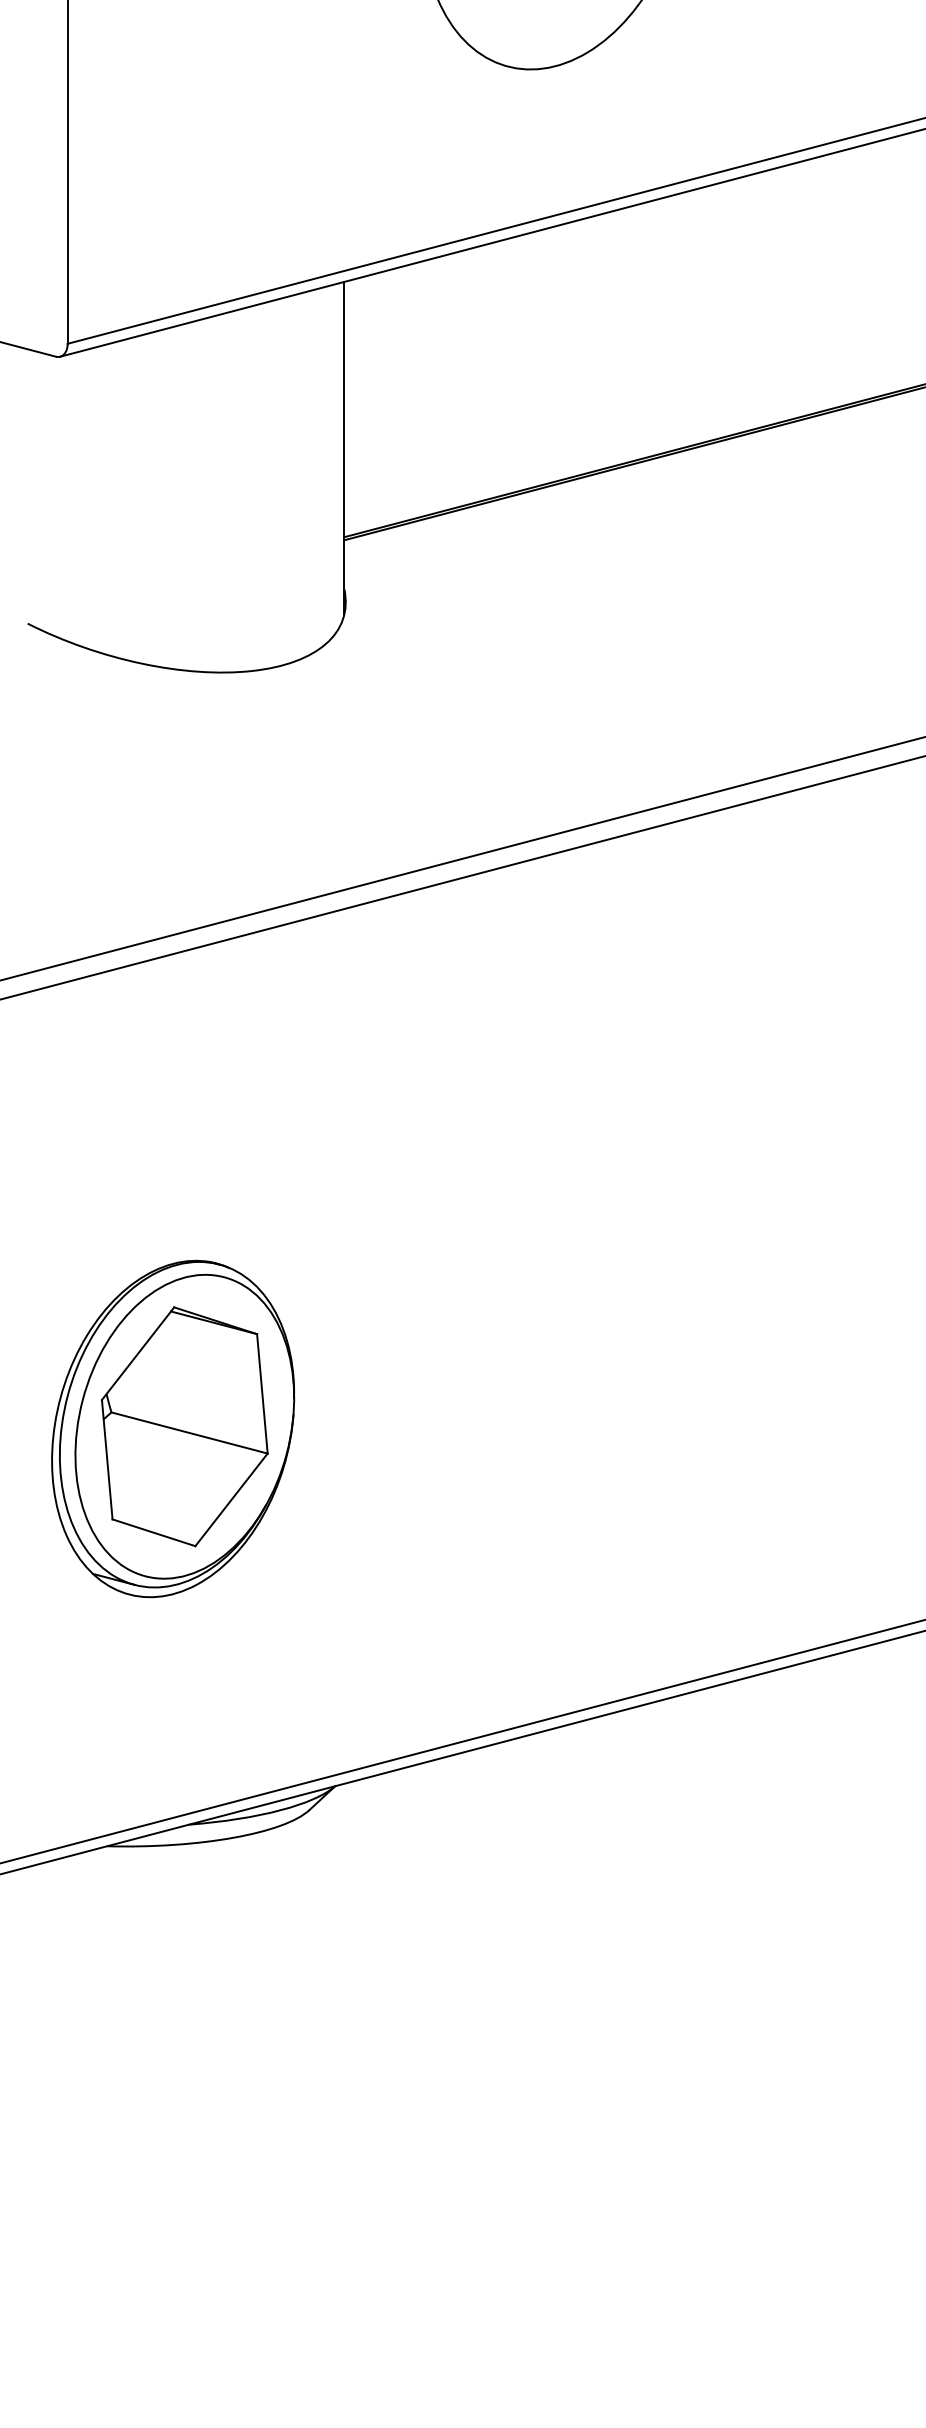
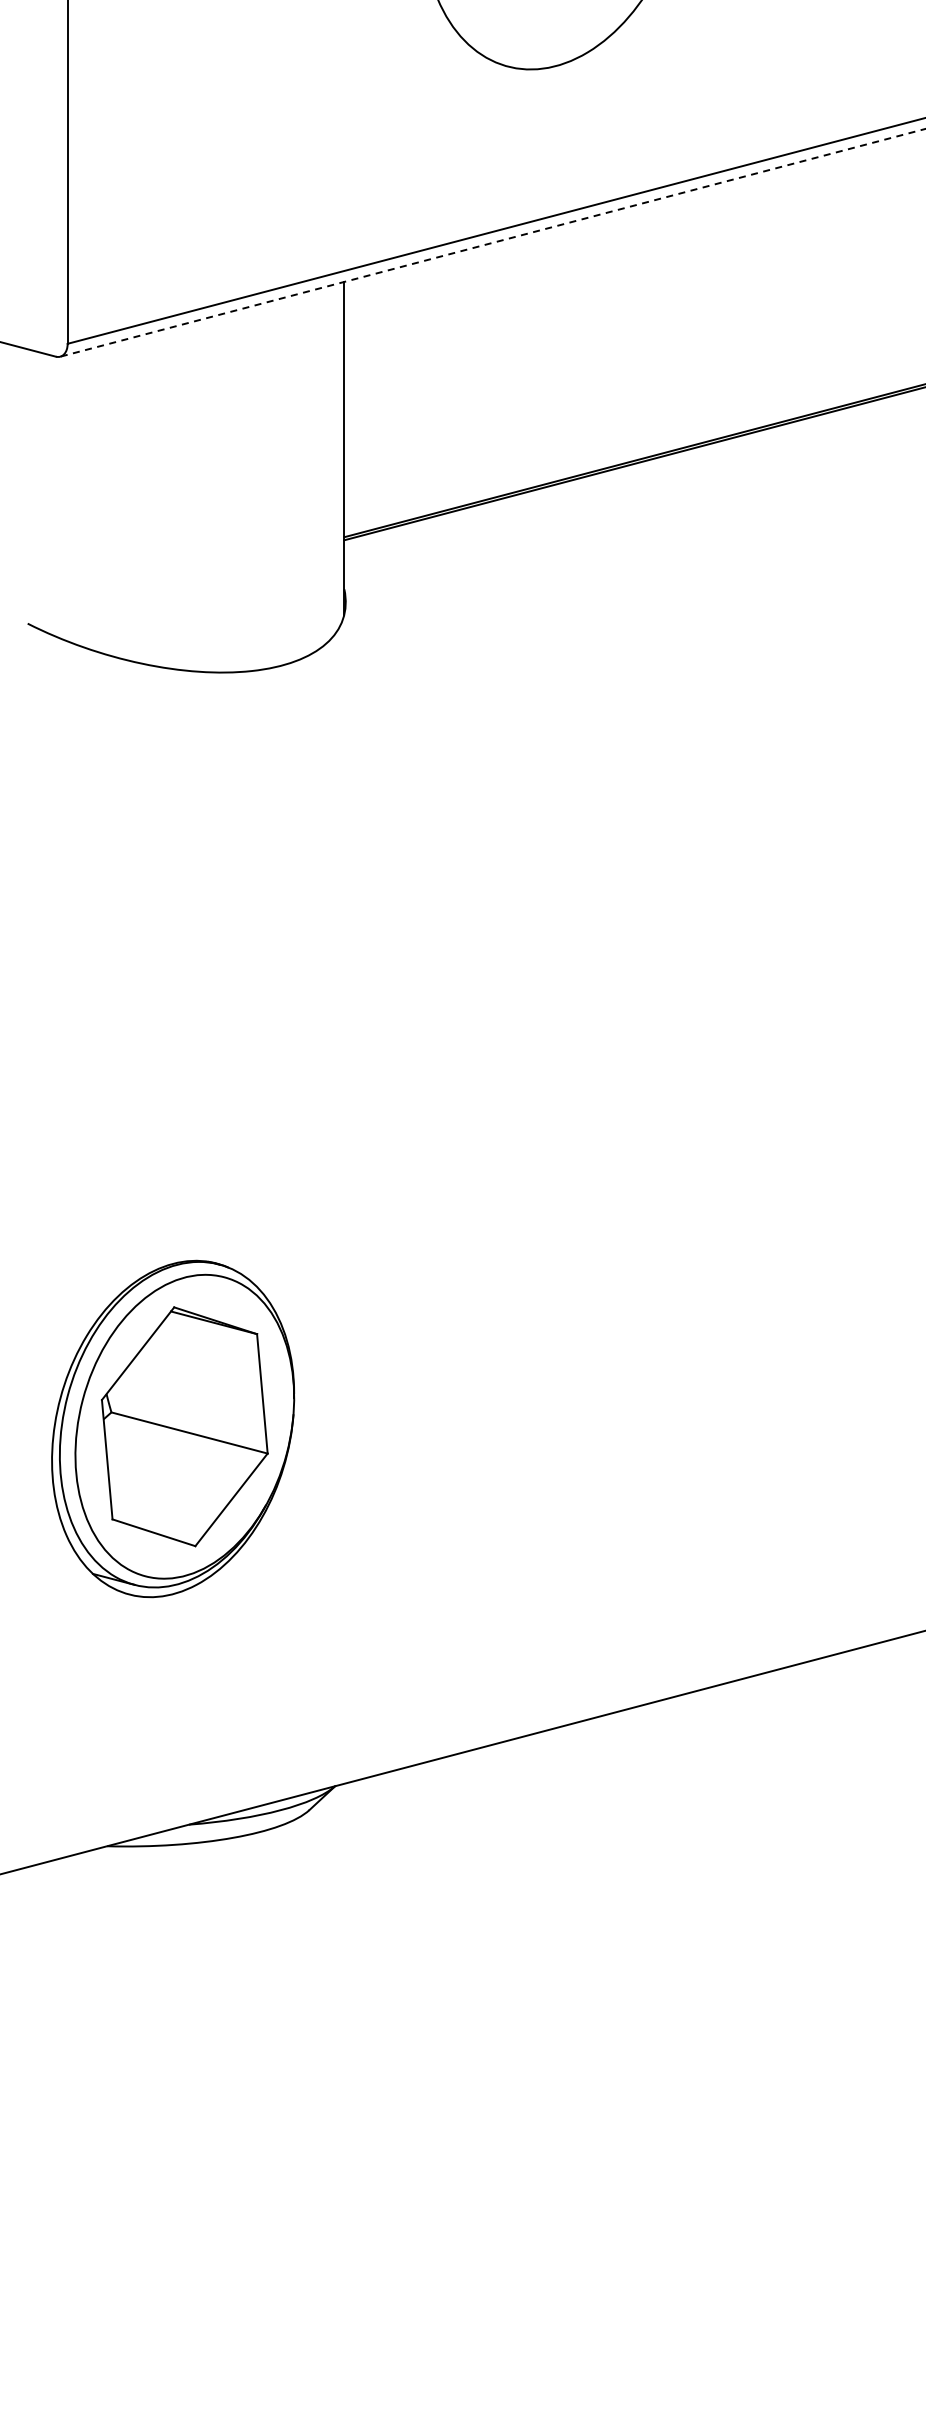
line: solid -> dashed (492, 243)
line: present -> none (462, 858)
line: present -> none (462, 877)
line: present -> none (462, 1741)
